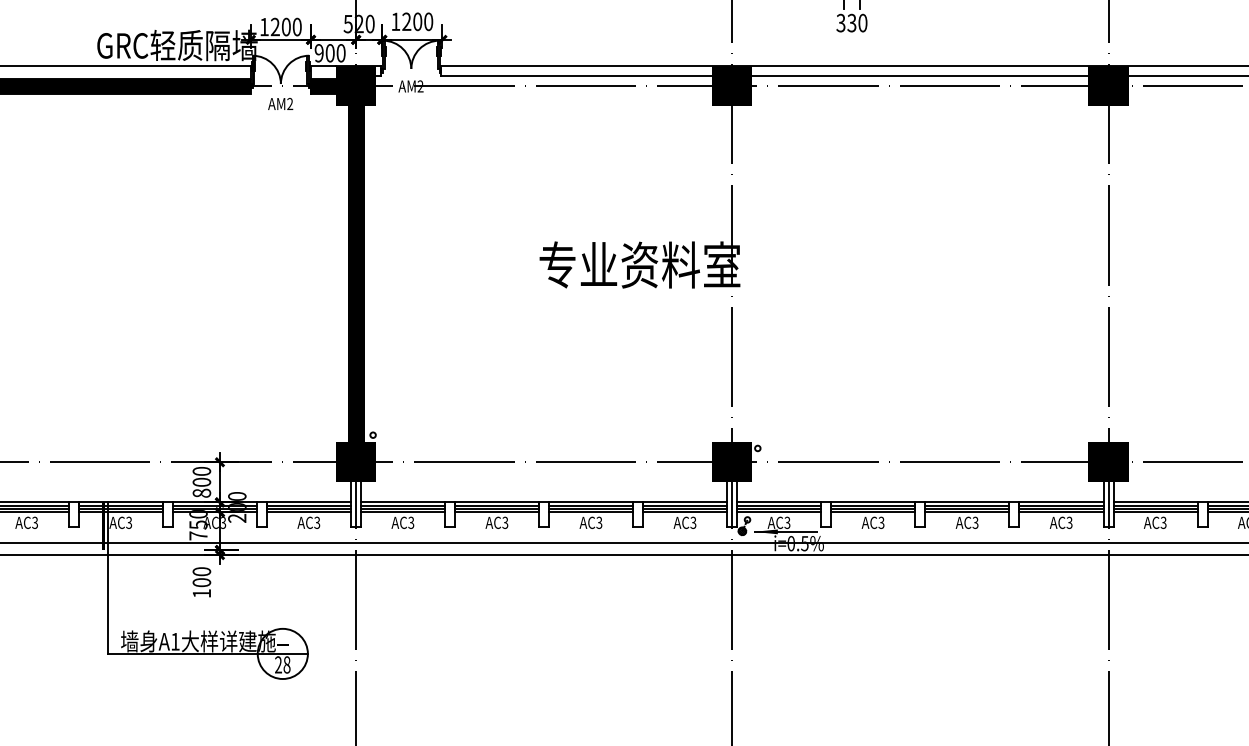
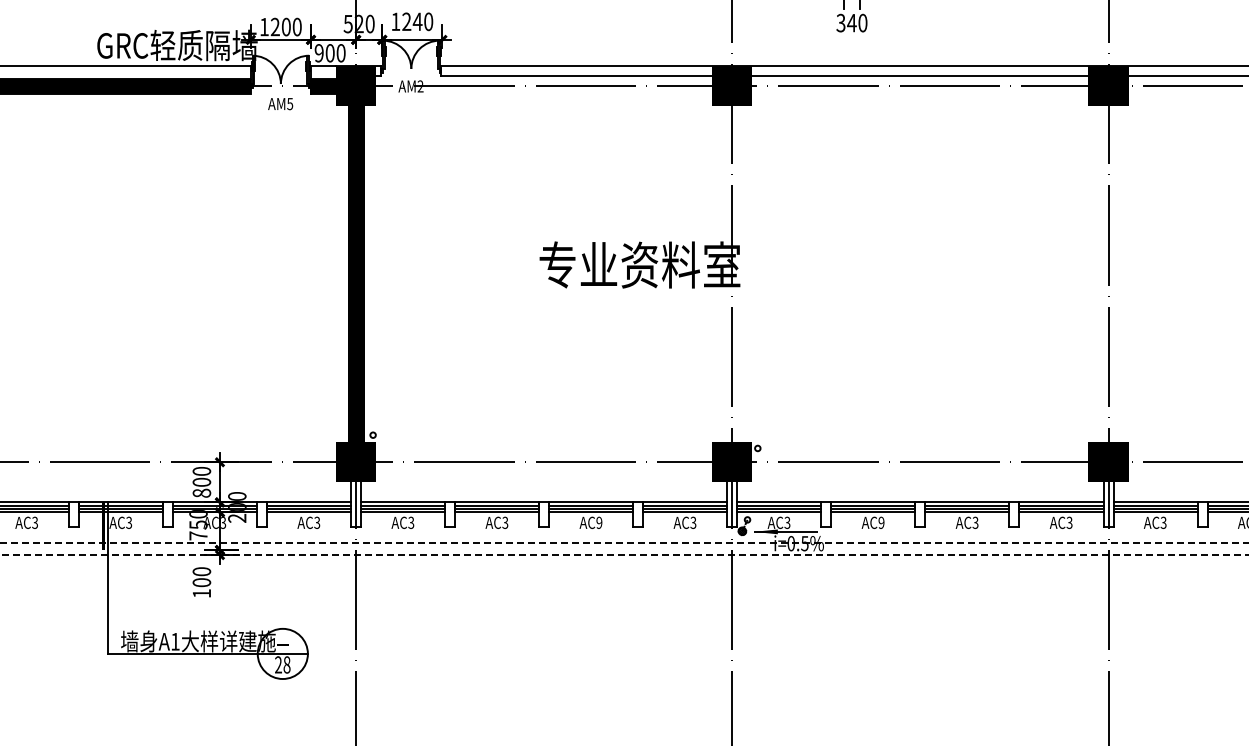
text: 1200 -> 1240 (417, 21)
text: 330 -> 340 (851, 22)
text: AM2 -> AM5 (290, 103)
text: AC3 -> AC9 (599, 522)
text: AC3 -> AC9 (881, 522)
line: solid -> dashed (624, 542)
line: solid -> dashed (624, 555)
